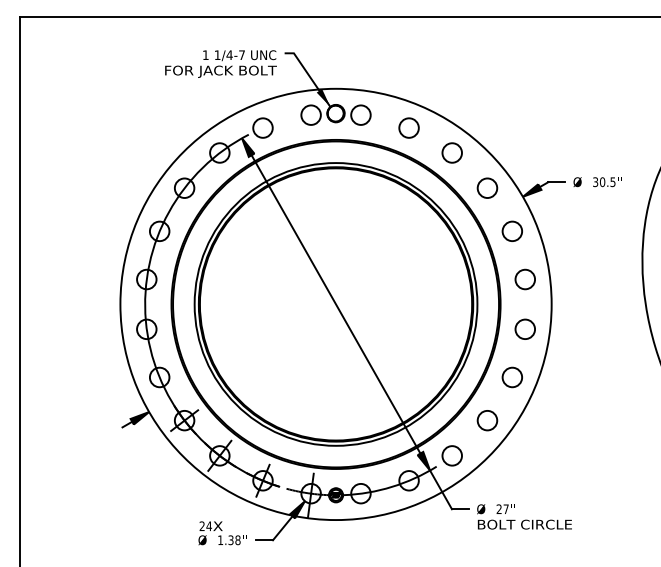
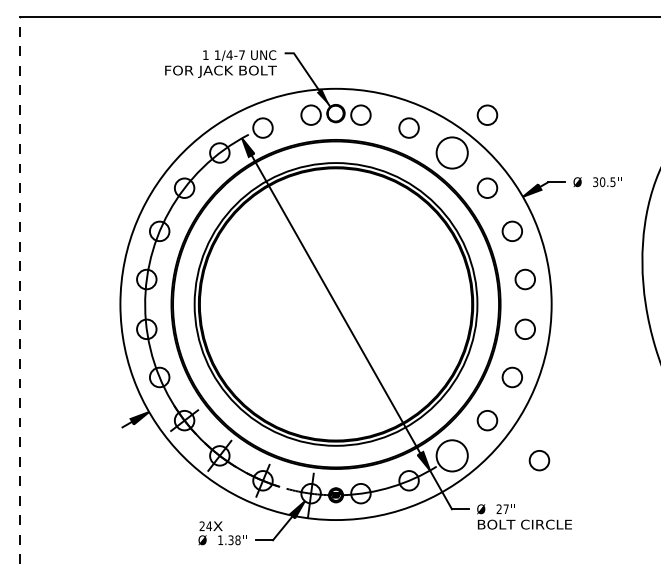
circle: none -> present (487, 114)
circle diameter: 20 px -> 31 px (451, 152)
line: solid -> dashed (19, 291)
circle diameter: 20 px -> 31 px (451, 455)
circle: none -> present (539, 460)
